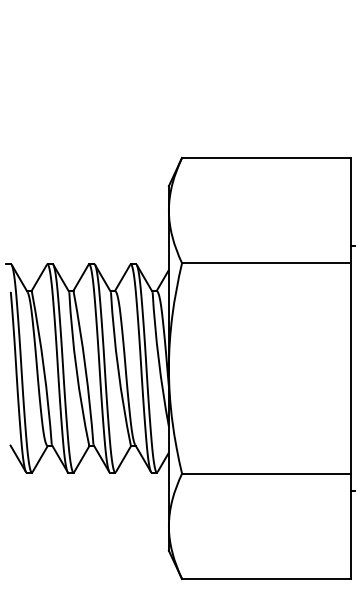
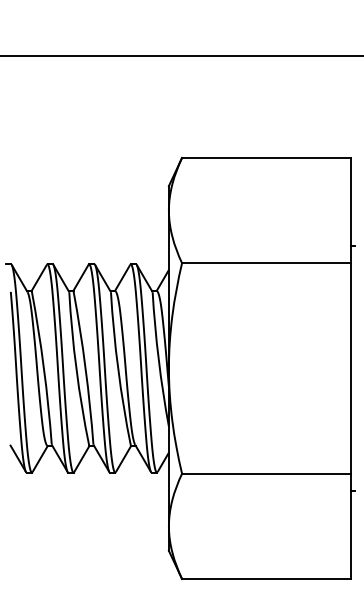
line: none -> present (181, 55)
